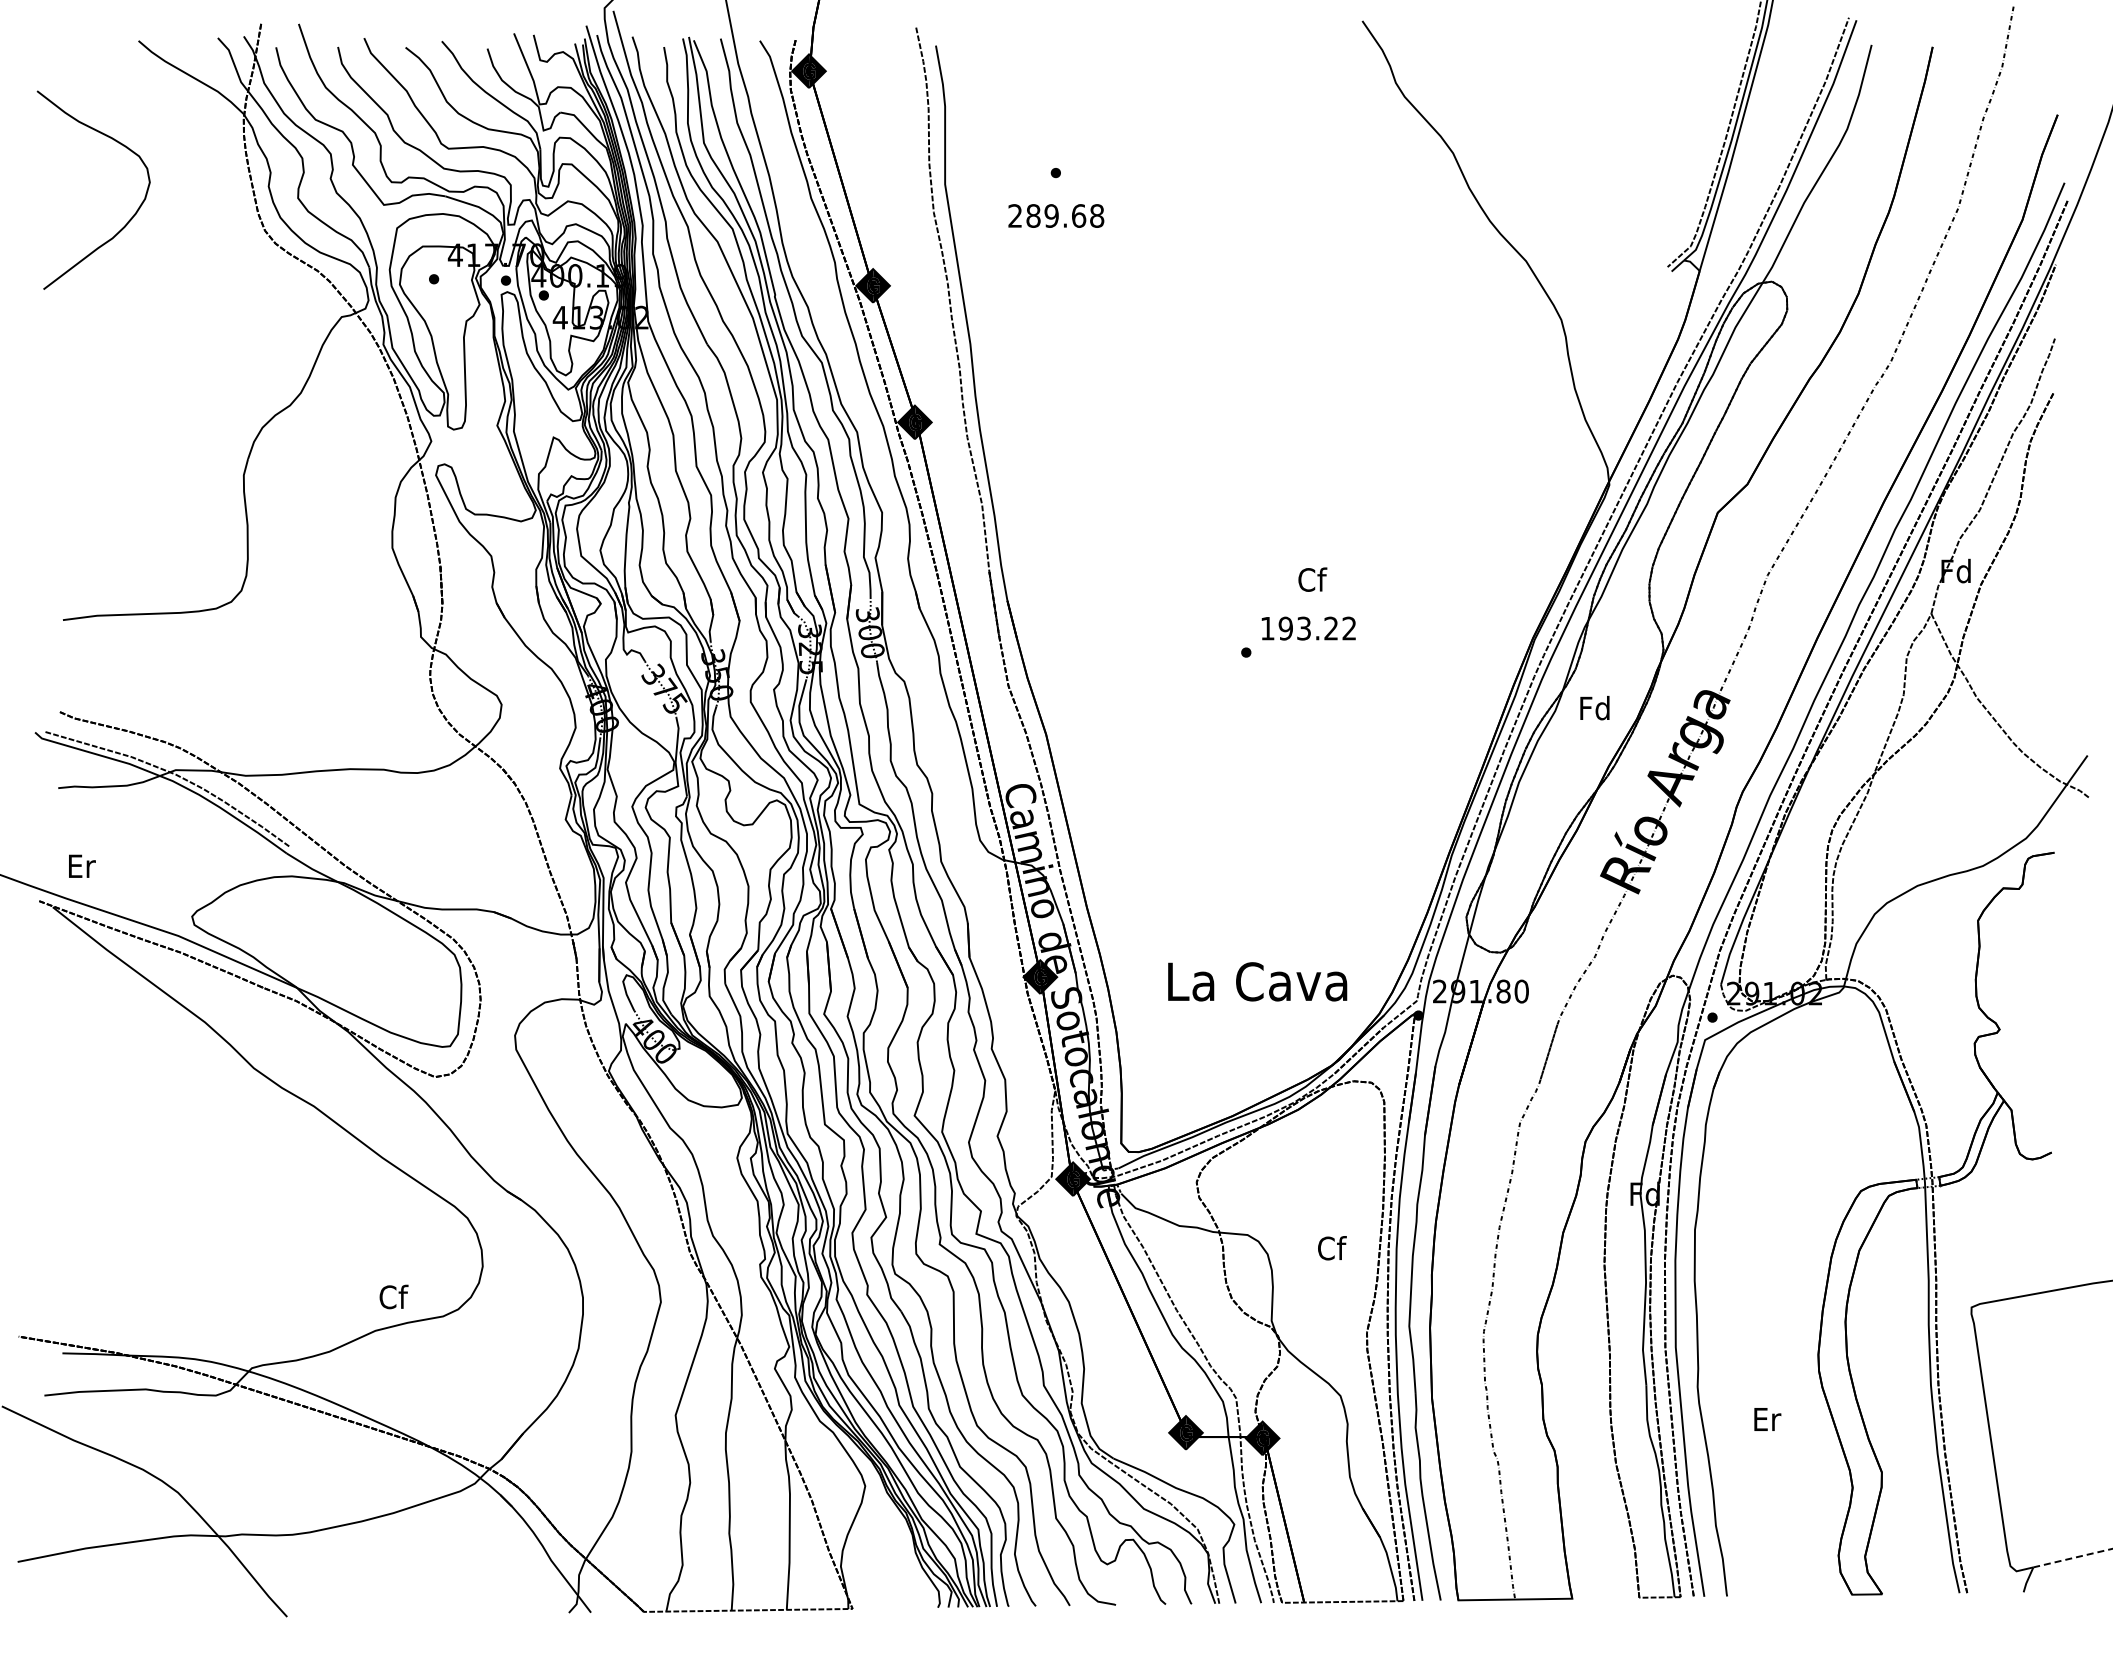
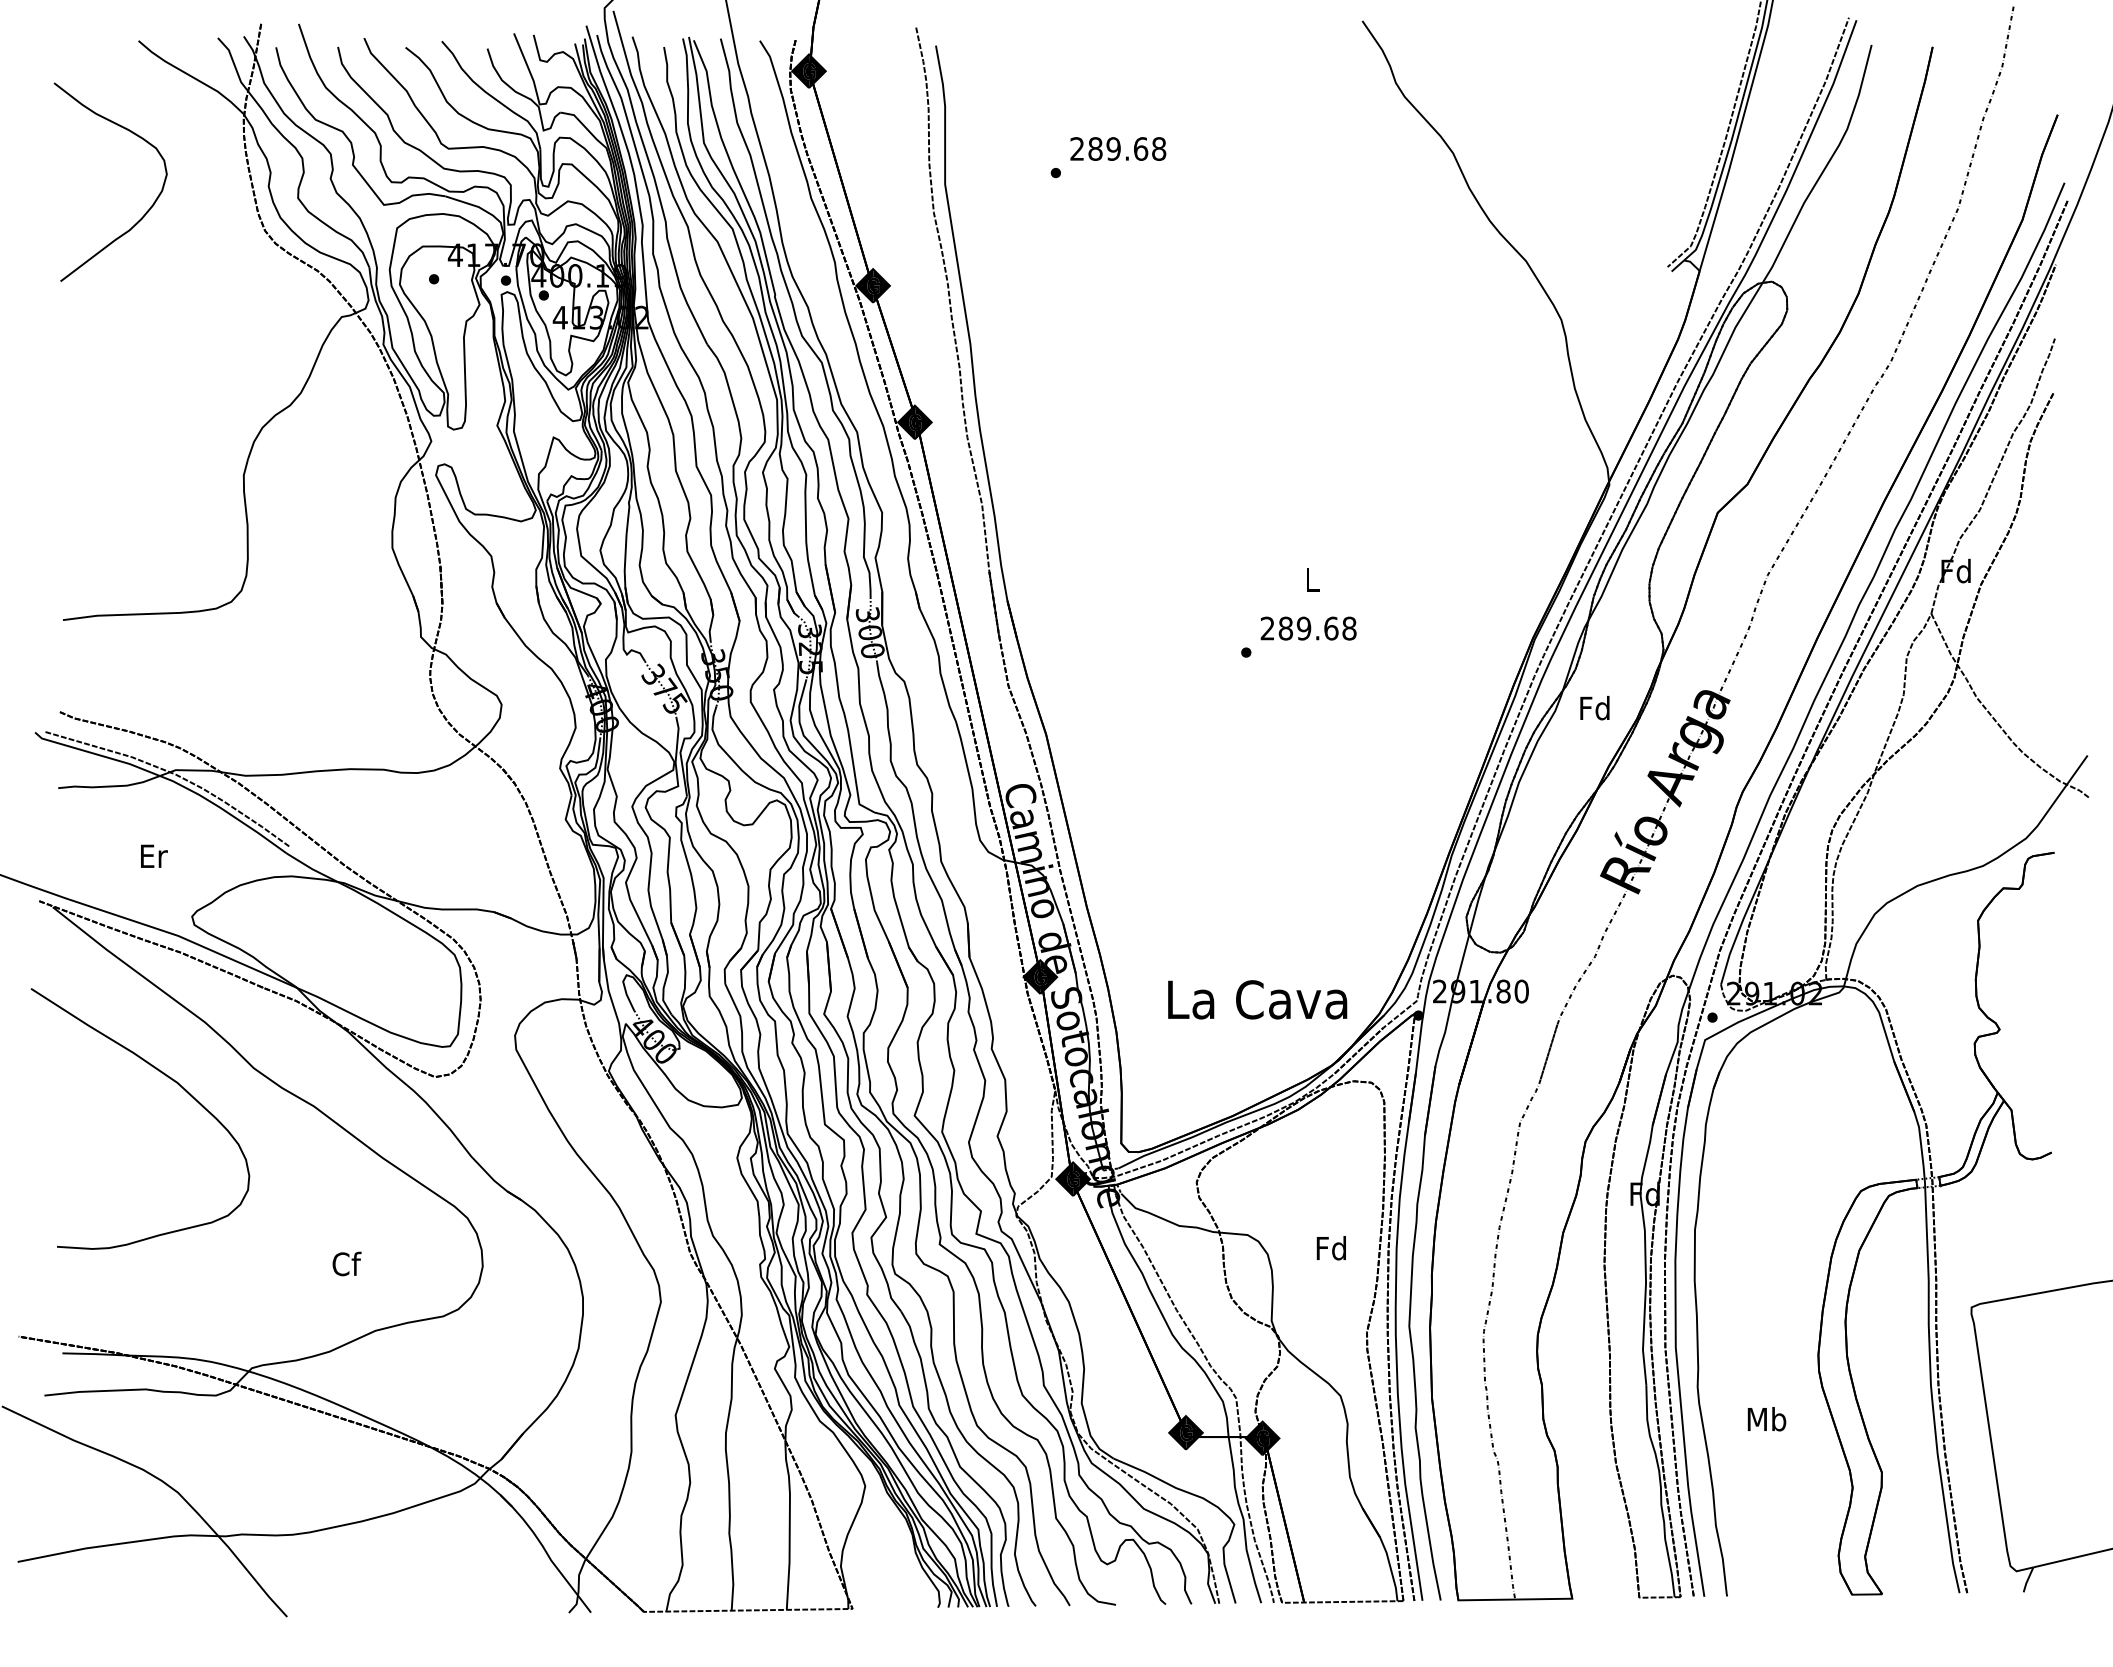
text position: (1056, 215) -> (1118, 148) (1118, 148)
curve position: (127, 221) -> (144, 213) (144, 213)
text: Cf -> L (1312, 579)
text: 193.22 -> 289.68 (1308, 628)
text position: (82, 865) -> (154, 855) (154, 855)
text position: (1257, 981) -> (1257, 999) (1257, 999)
curve: none -> present (167, 1077)
text: Cf -> Fd (1331, 1248)
text position: (393, 1296) -> (346, 1263) (346, 1263)
text: Er -> Mb (1766, 1419)
line: dashed -> solid (2072, 1558)
